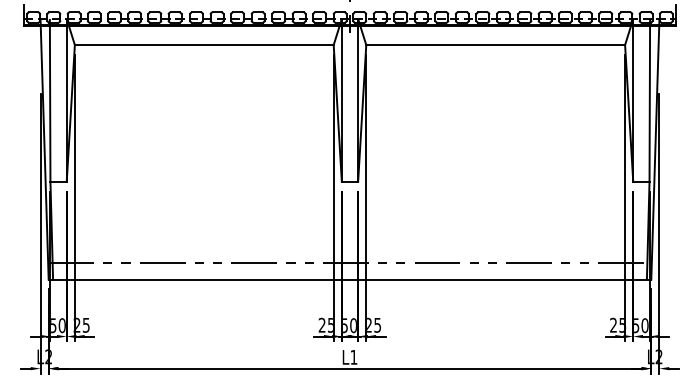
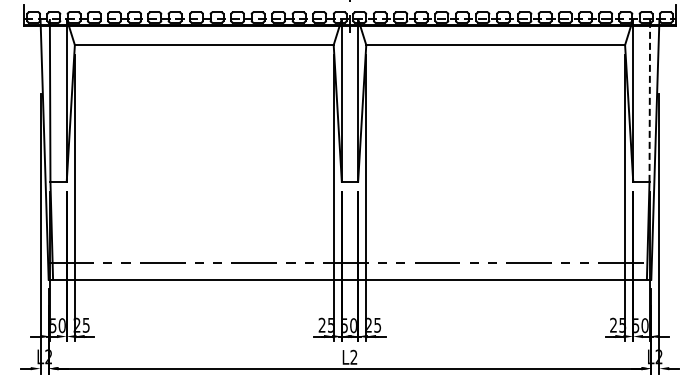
line: solid -> dashed (649, 104)
text: L1 -> L2 (353, 356)
